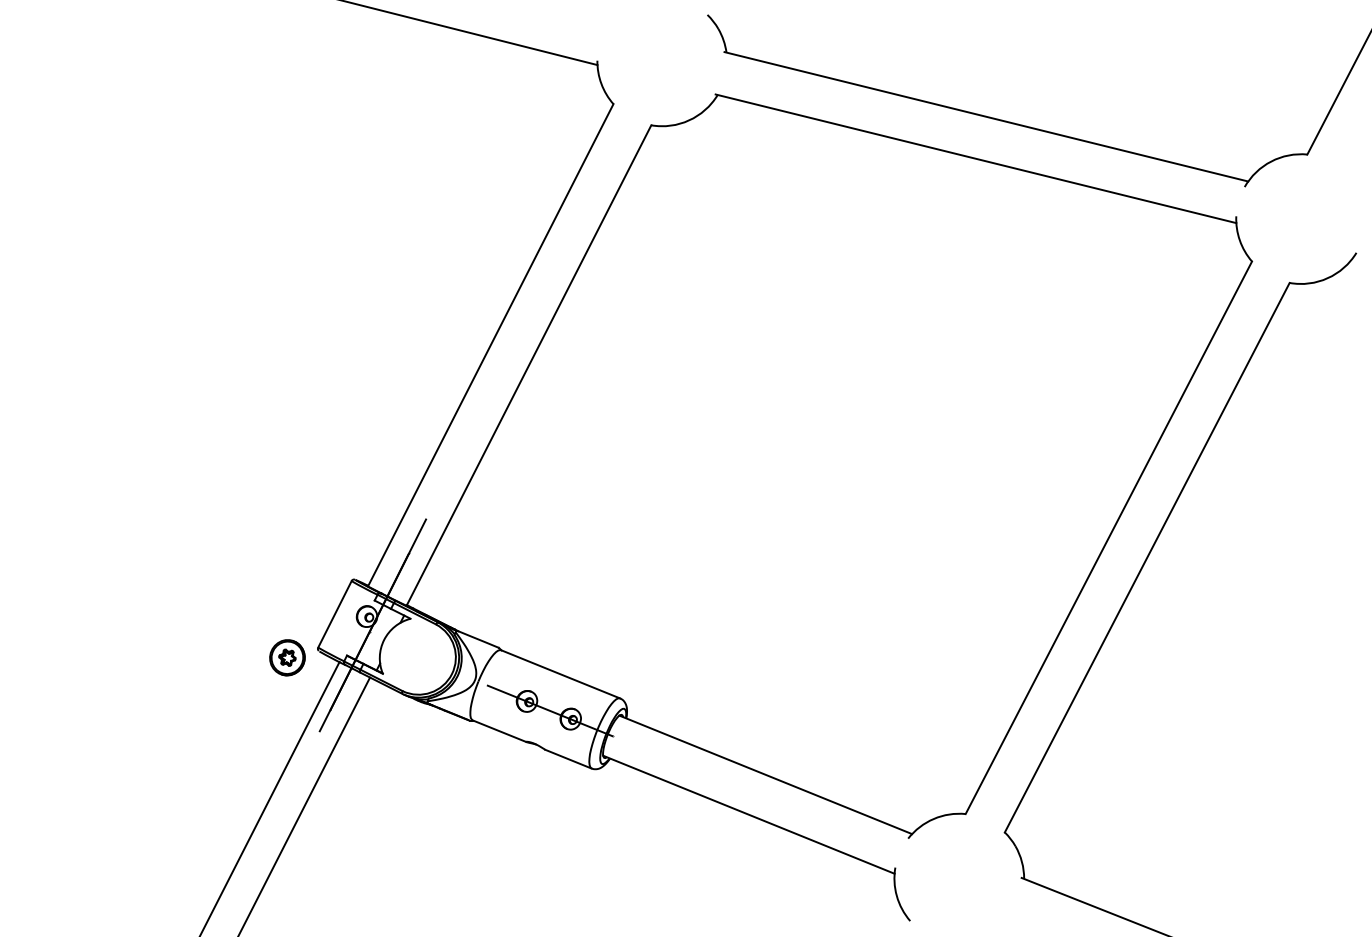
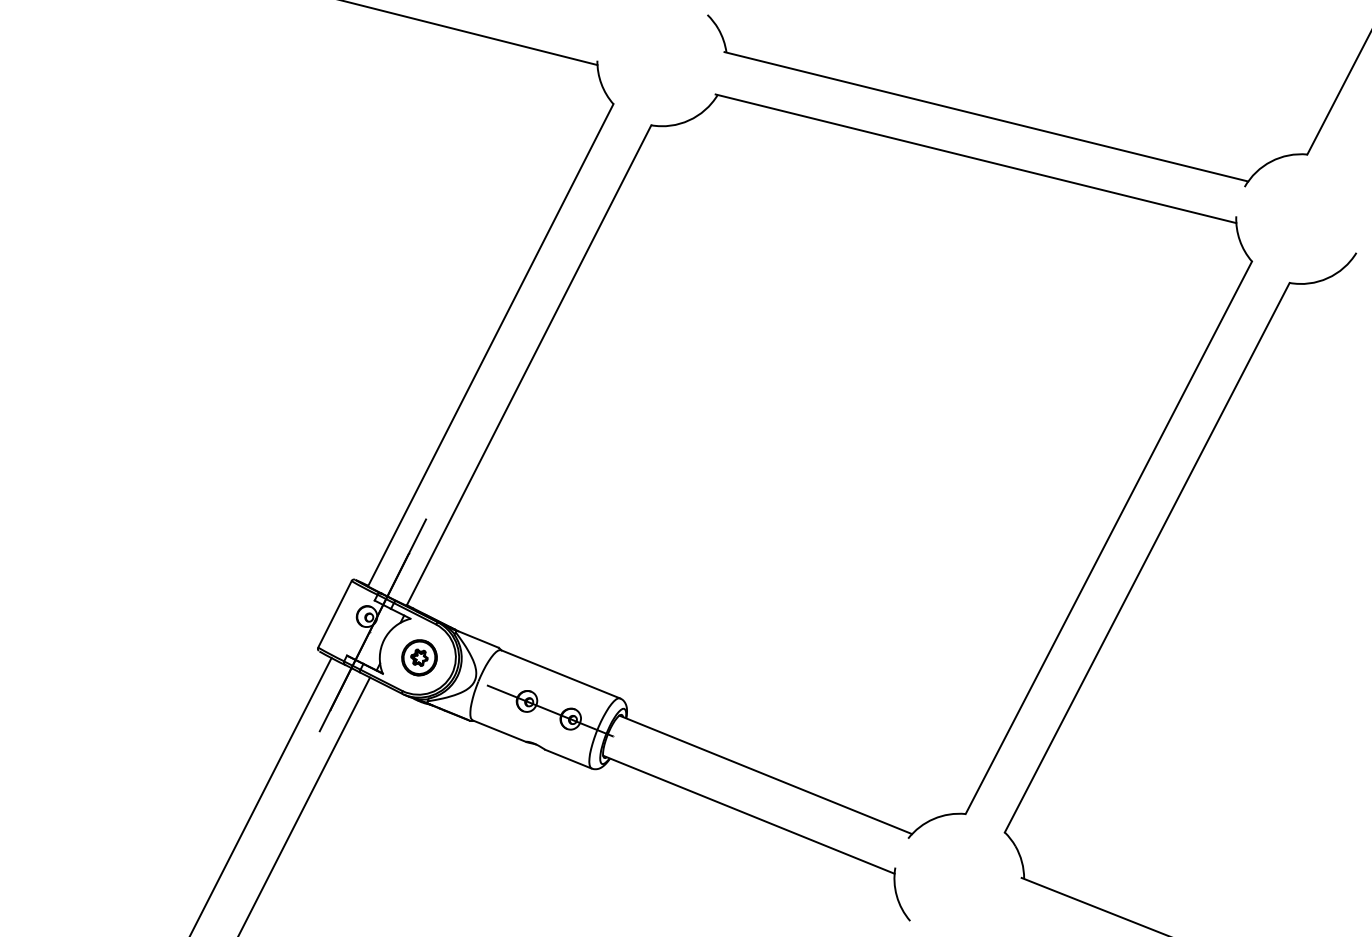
part position: (287, 657) -> (419, 657) (419, 657)
line position: (270, 797) -> (261, 795) (261, 795)
